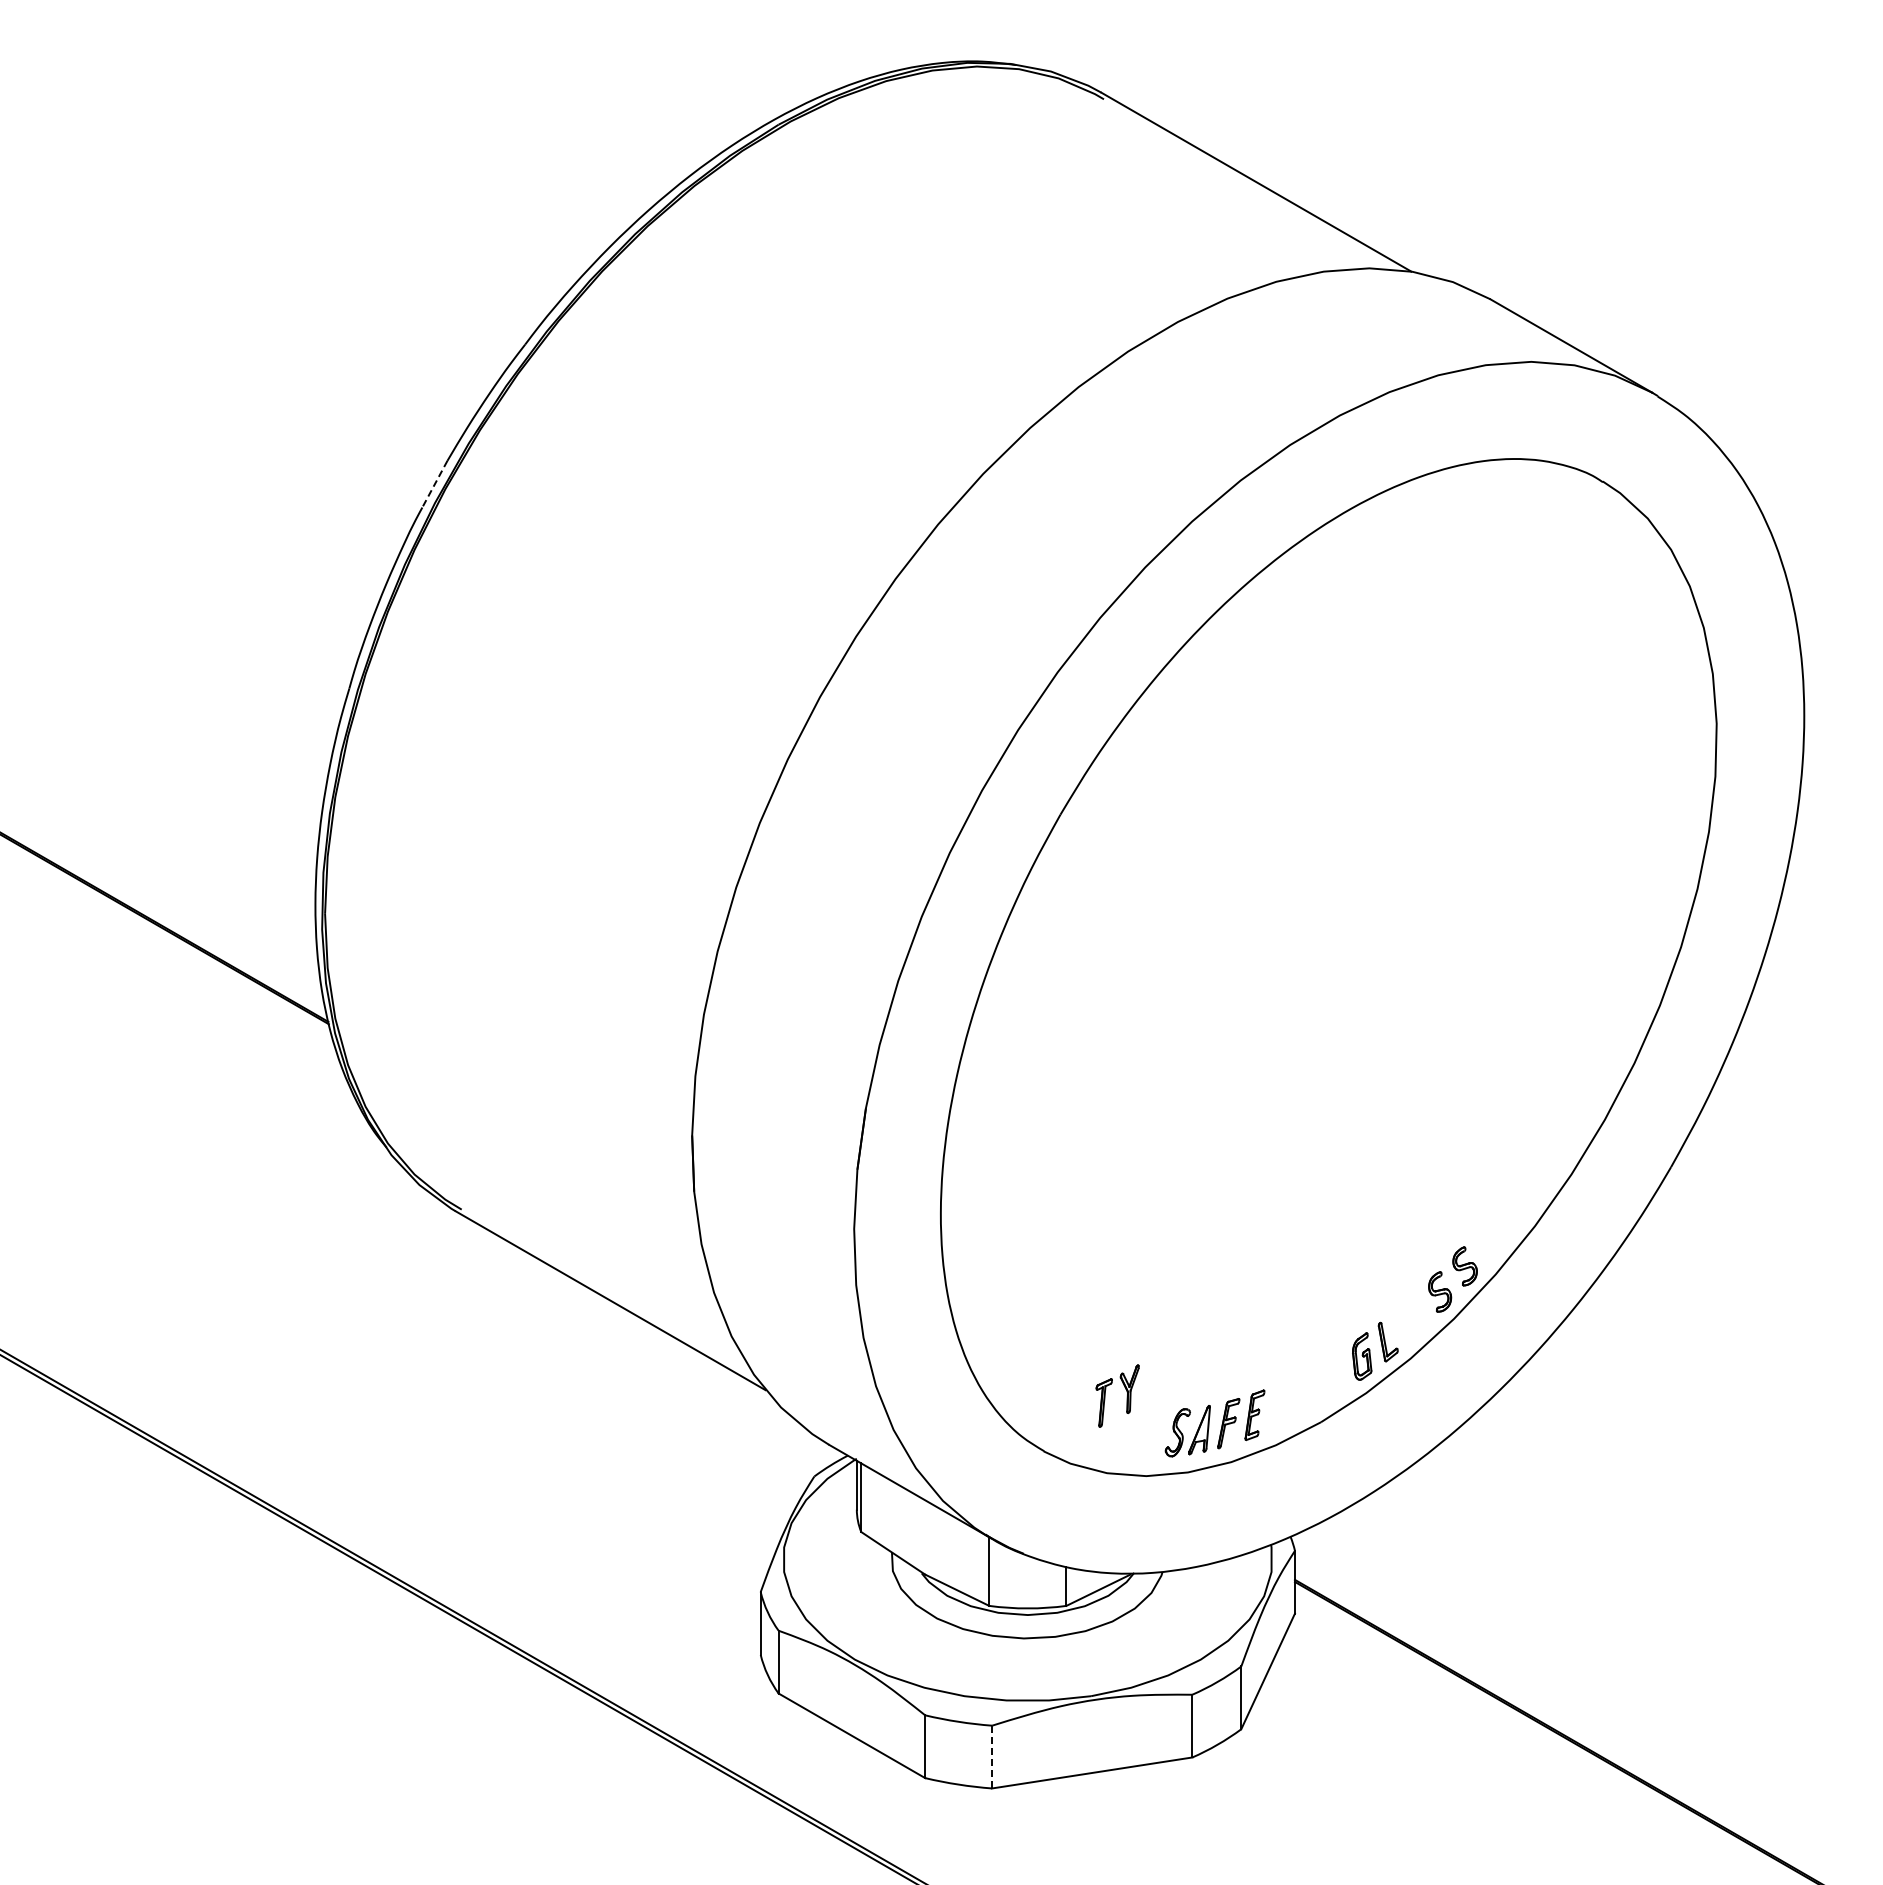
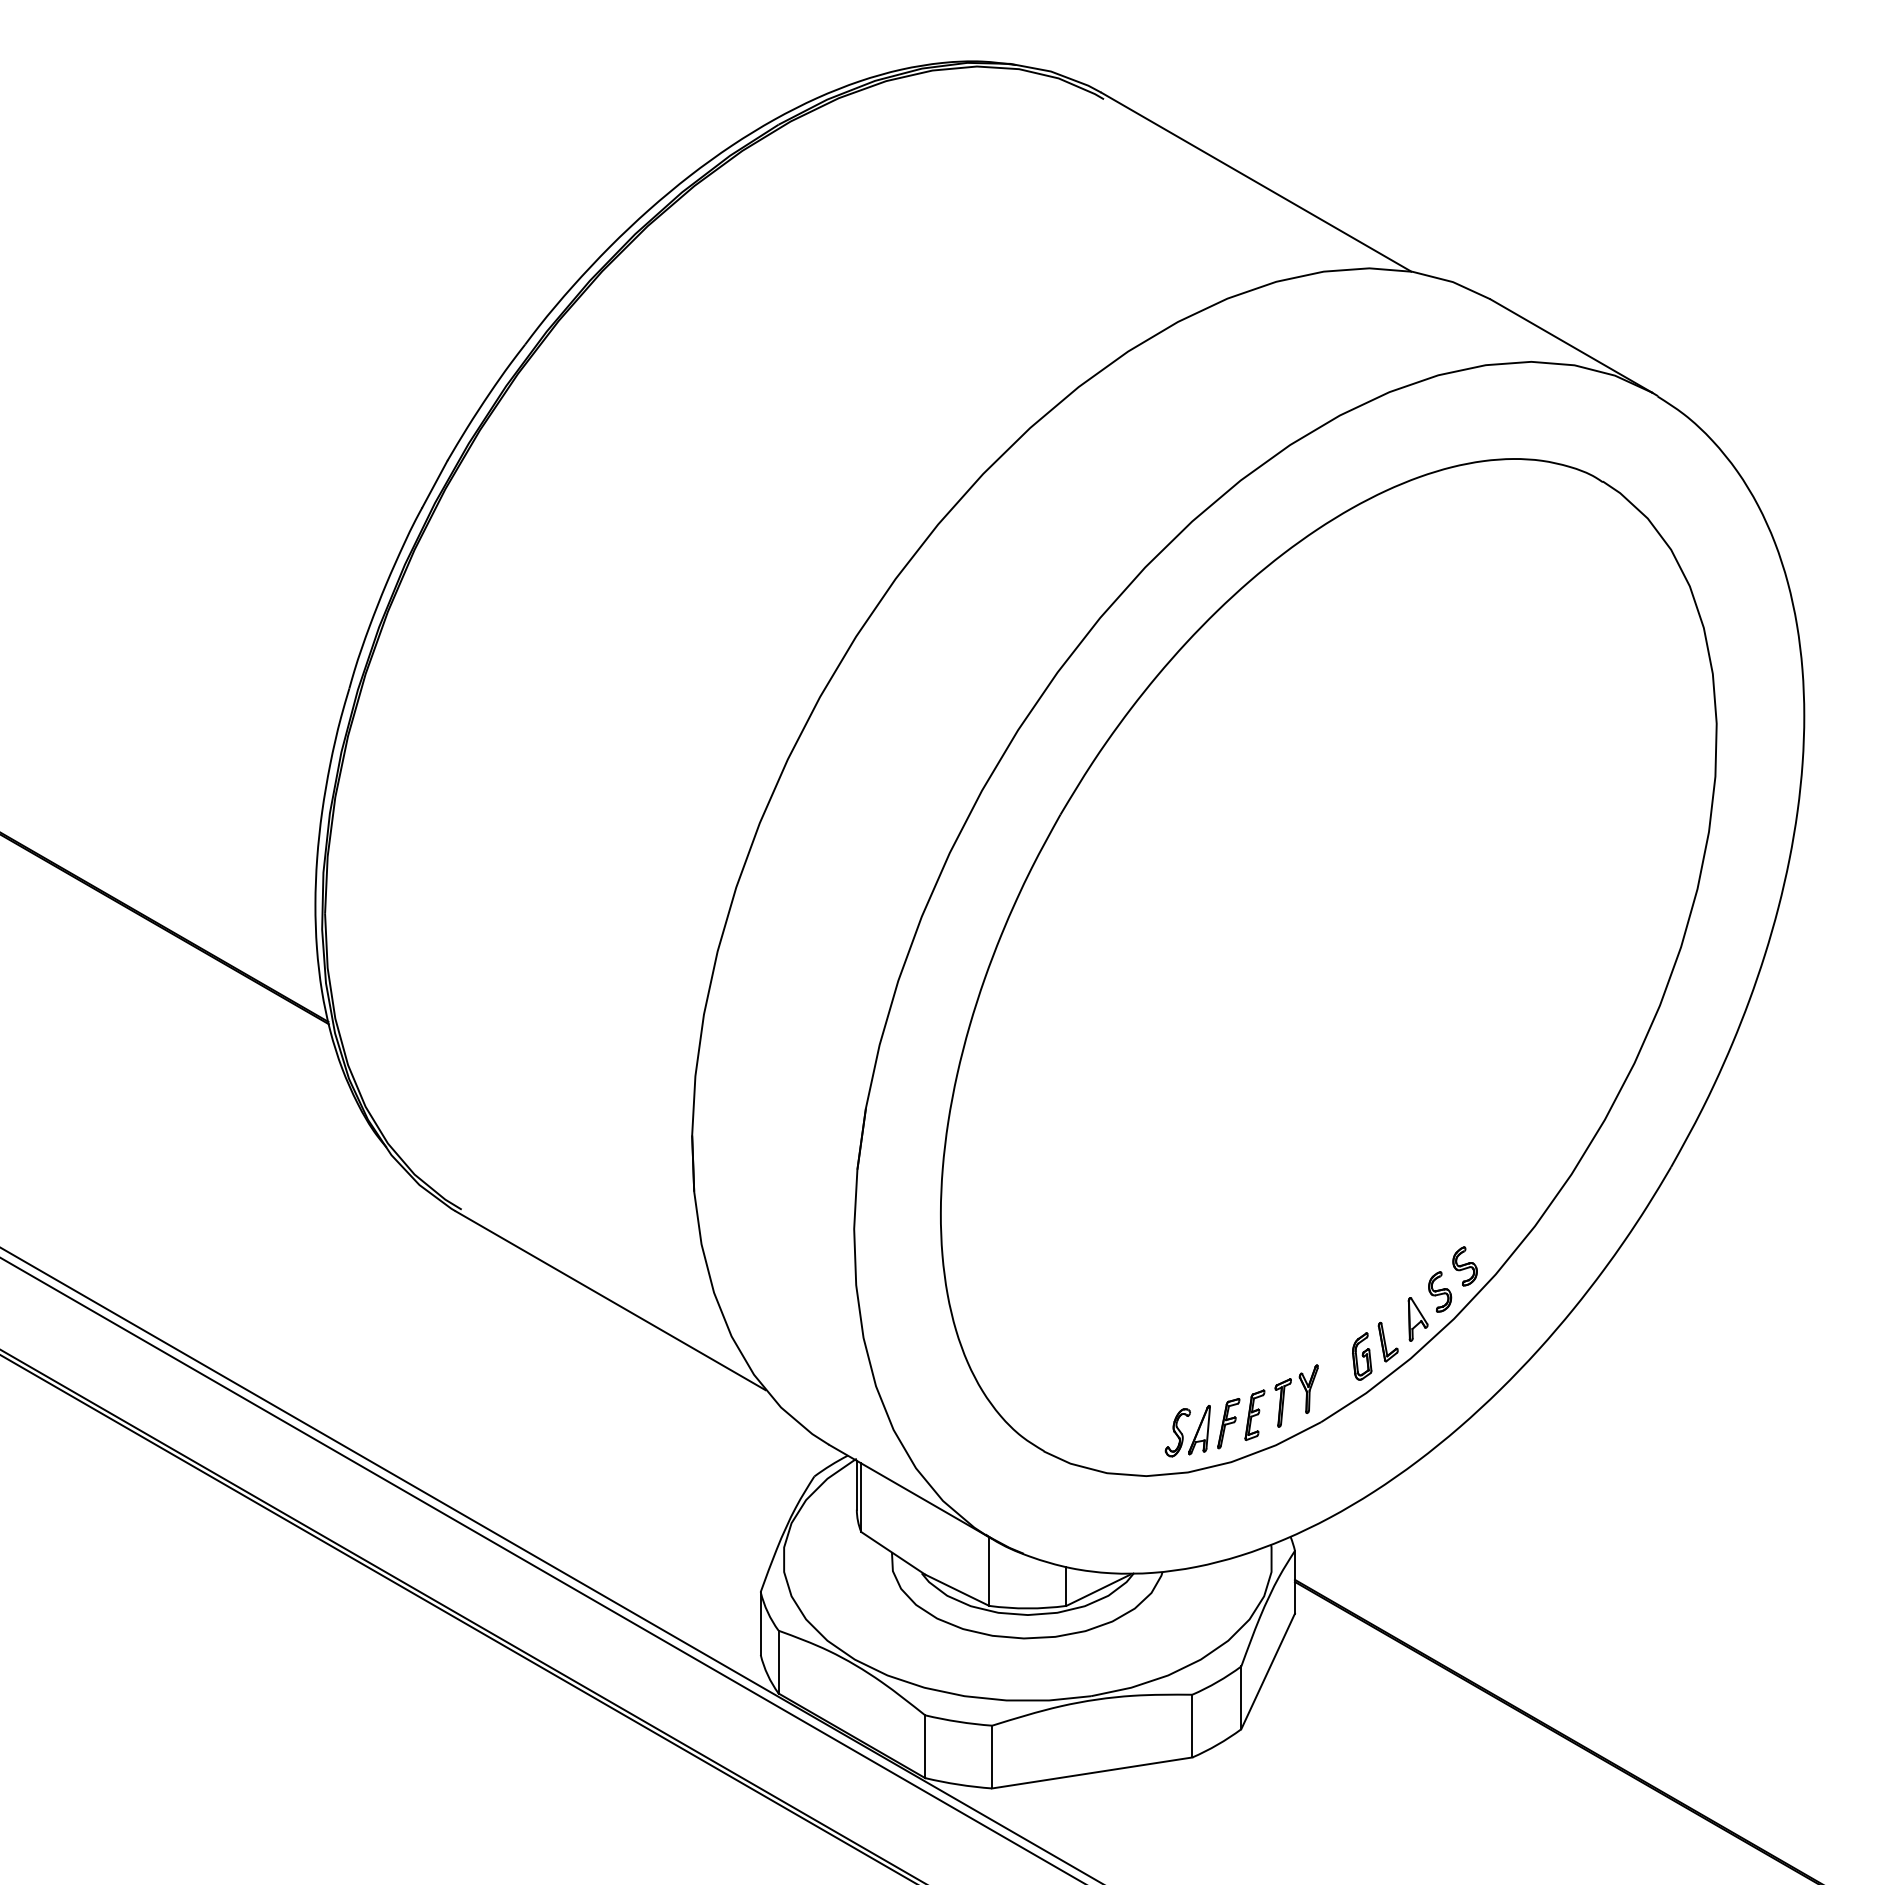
line: dashed -> solid (434, 484)
part: none -> present (1417, 1319)
part position: (1126, 1396) -> (1305, 1396) (1305, 1396)
line: none -> present (550, 1564)
line: none -> present (541, 1570)
line: dashed -> solid (992, 1757)
